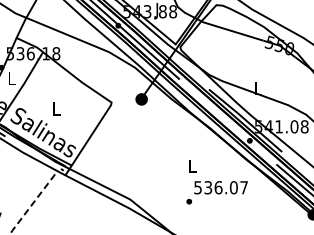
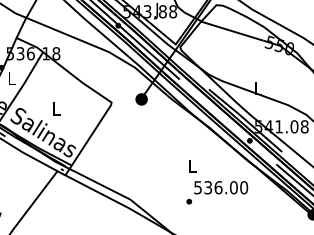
text: 536.07 -> 536.00 (244, 187)
line: dashed -> solid (33, 202)
